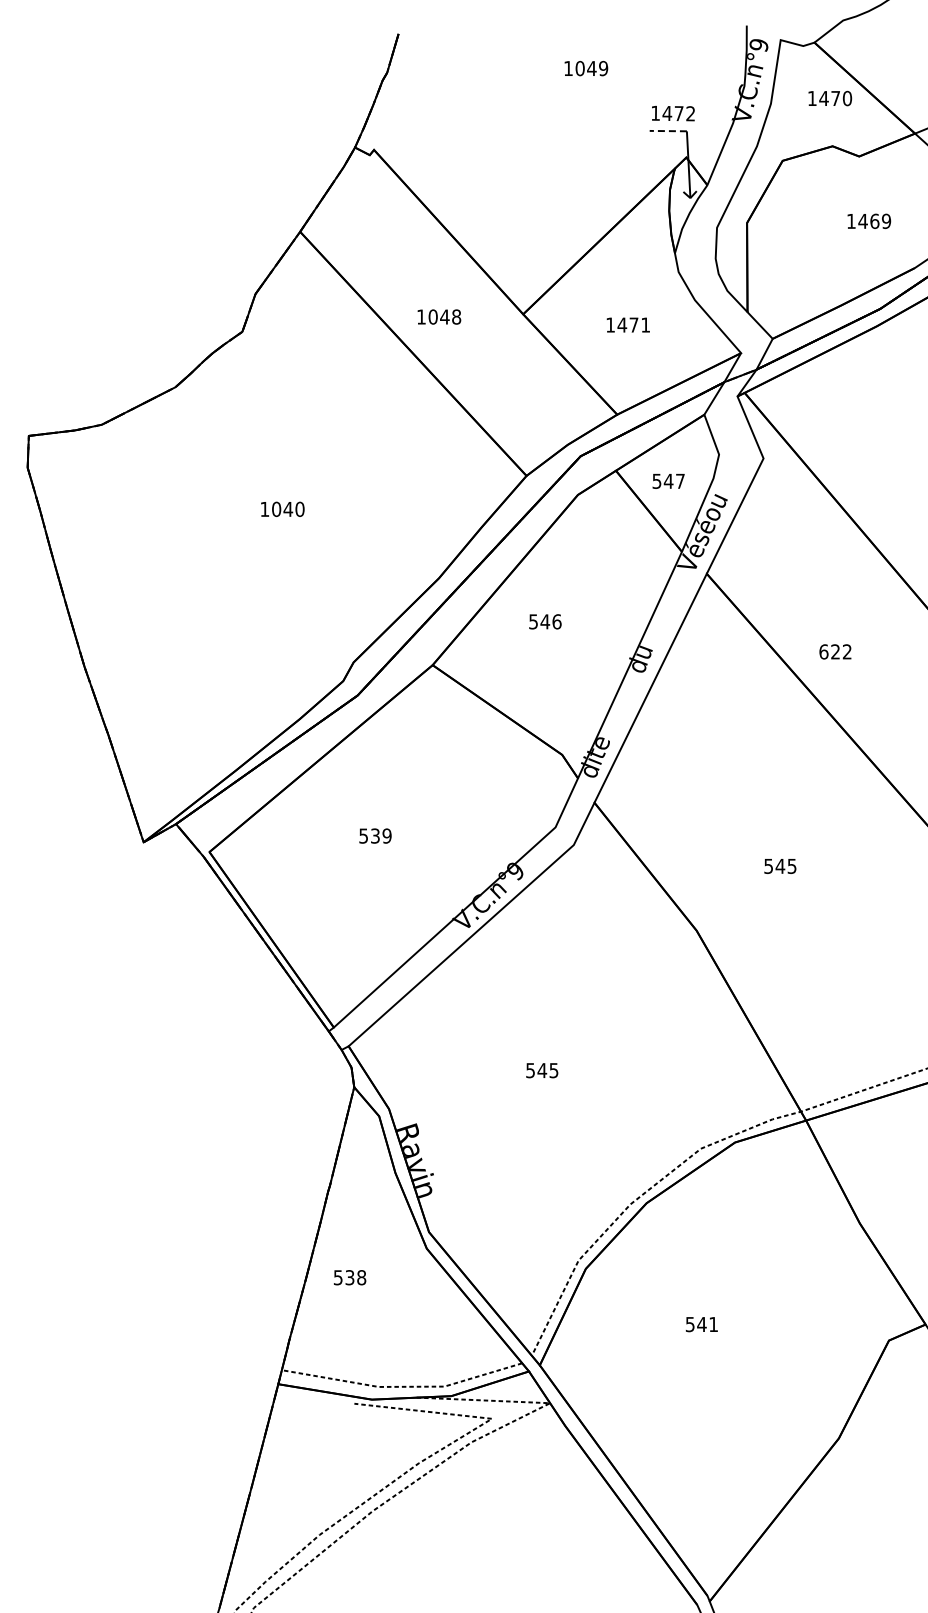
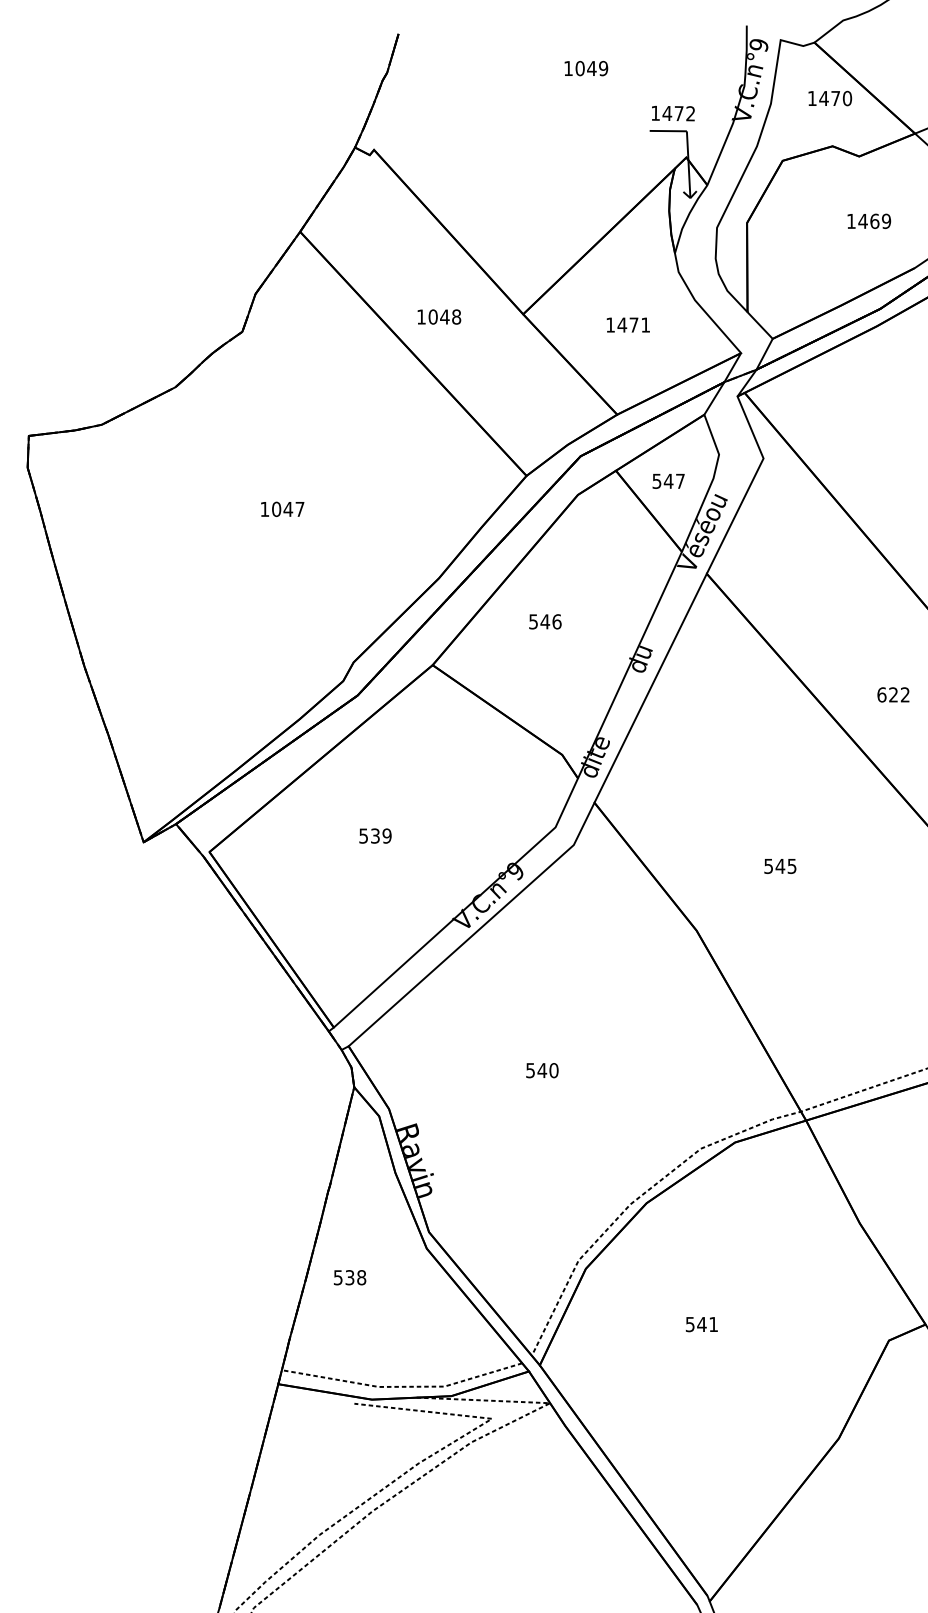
line: dashed -> solid (668, 131)
text: 1040 -> 1047 (299, 508)
text position: (835, 651) -> (893, 694) (893, 694)
text: 545 -> 540 (553, 1070)
